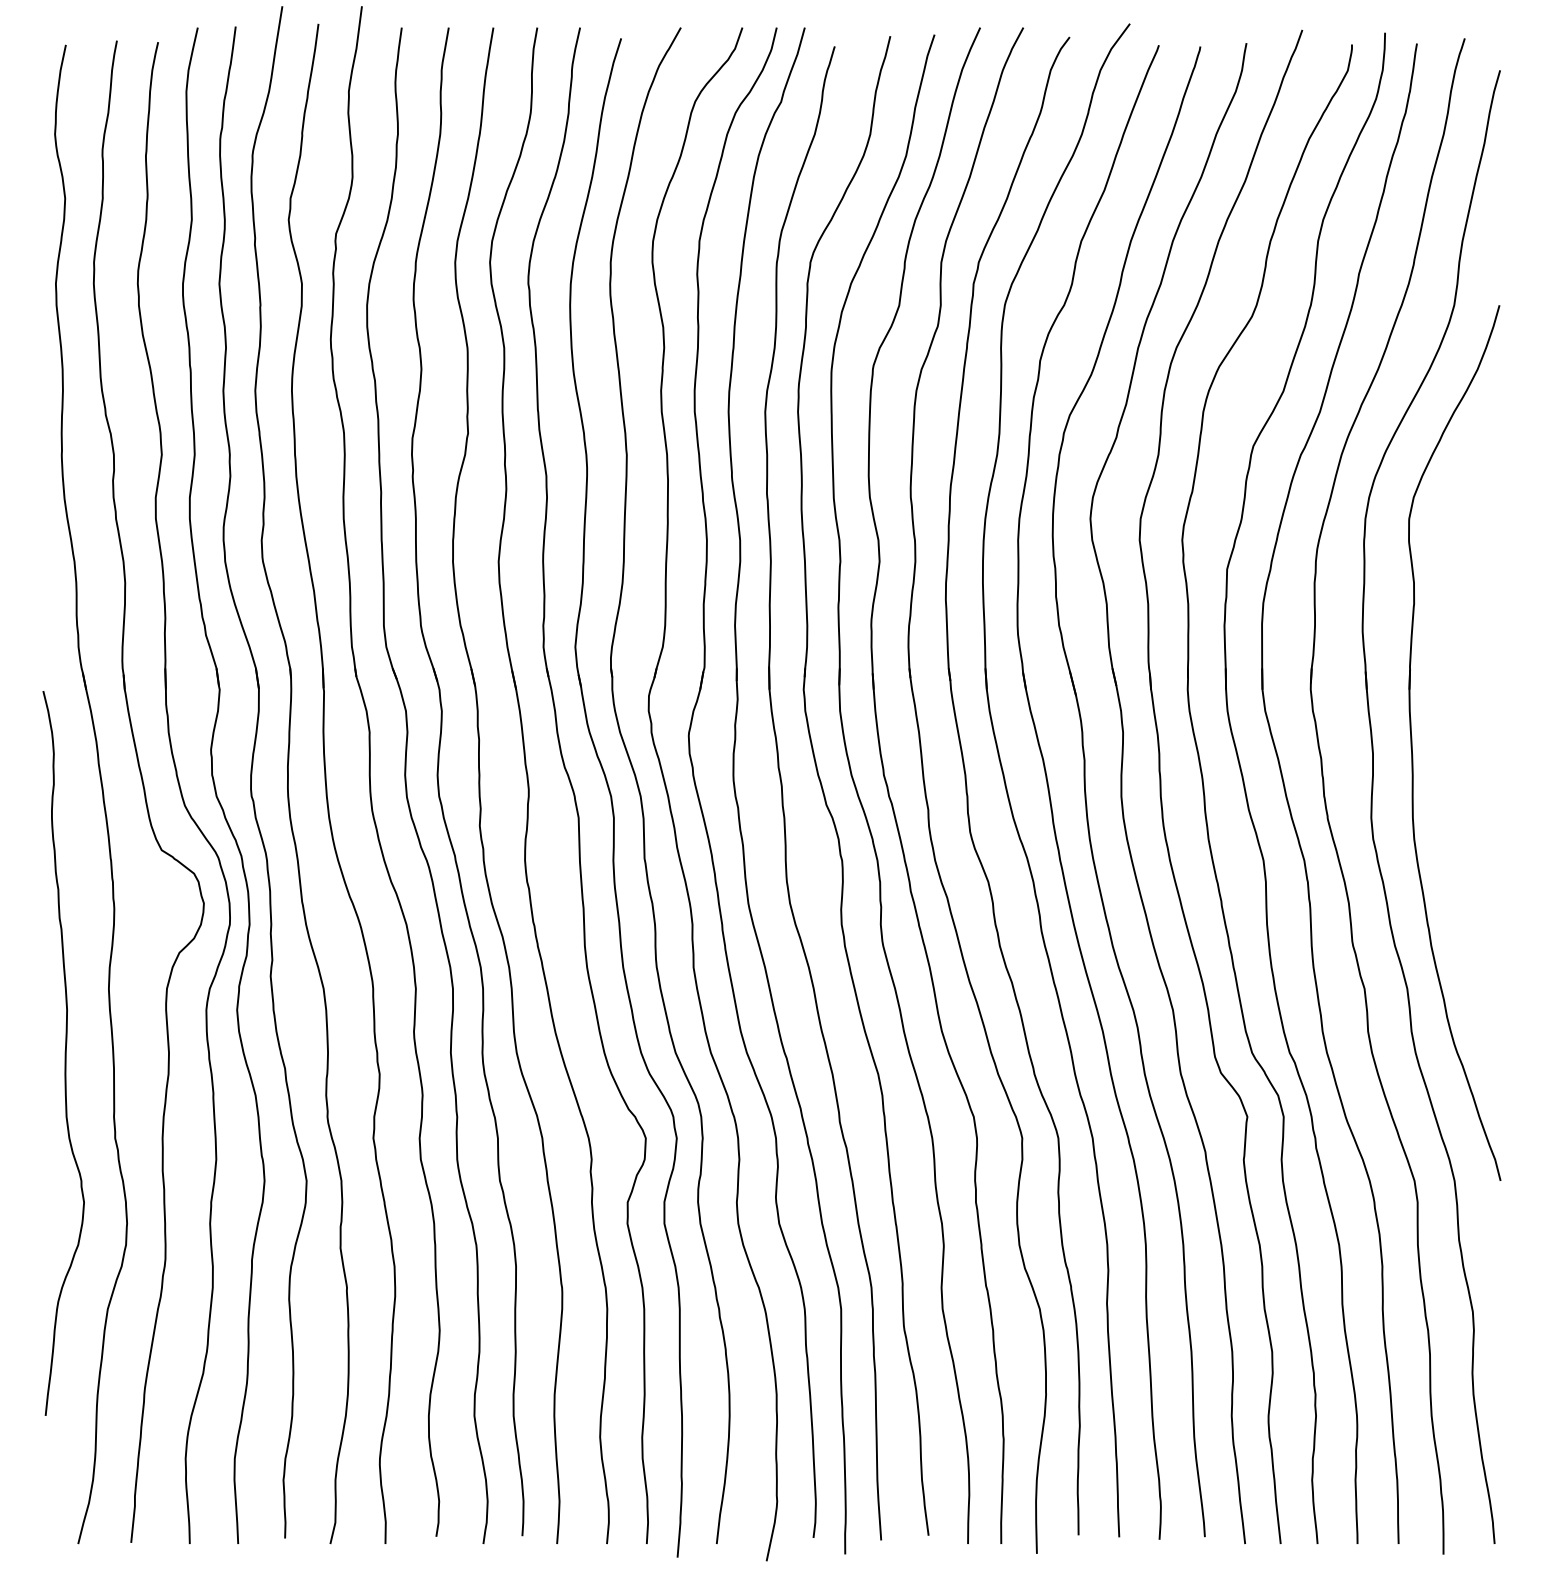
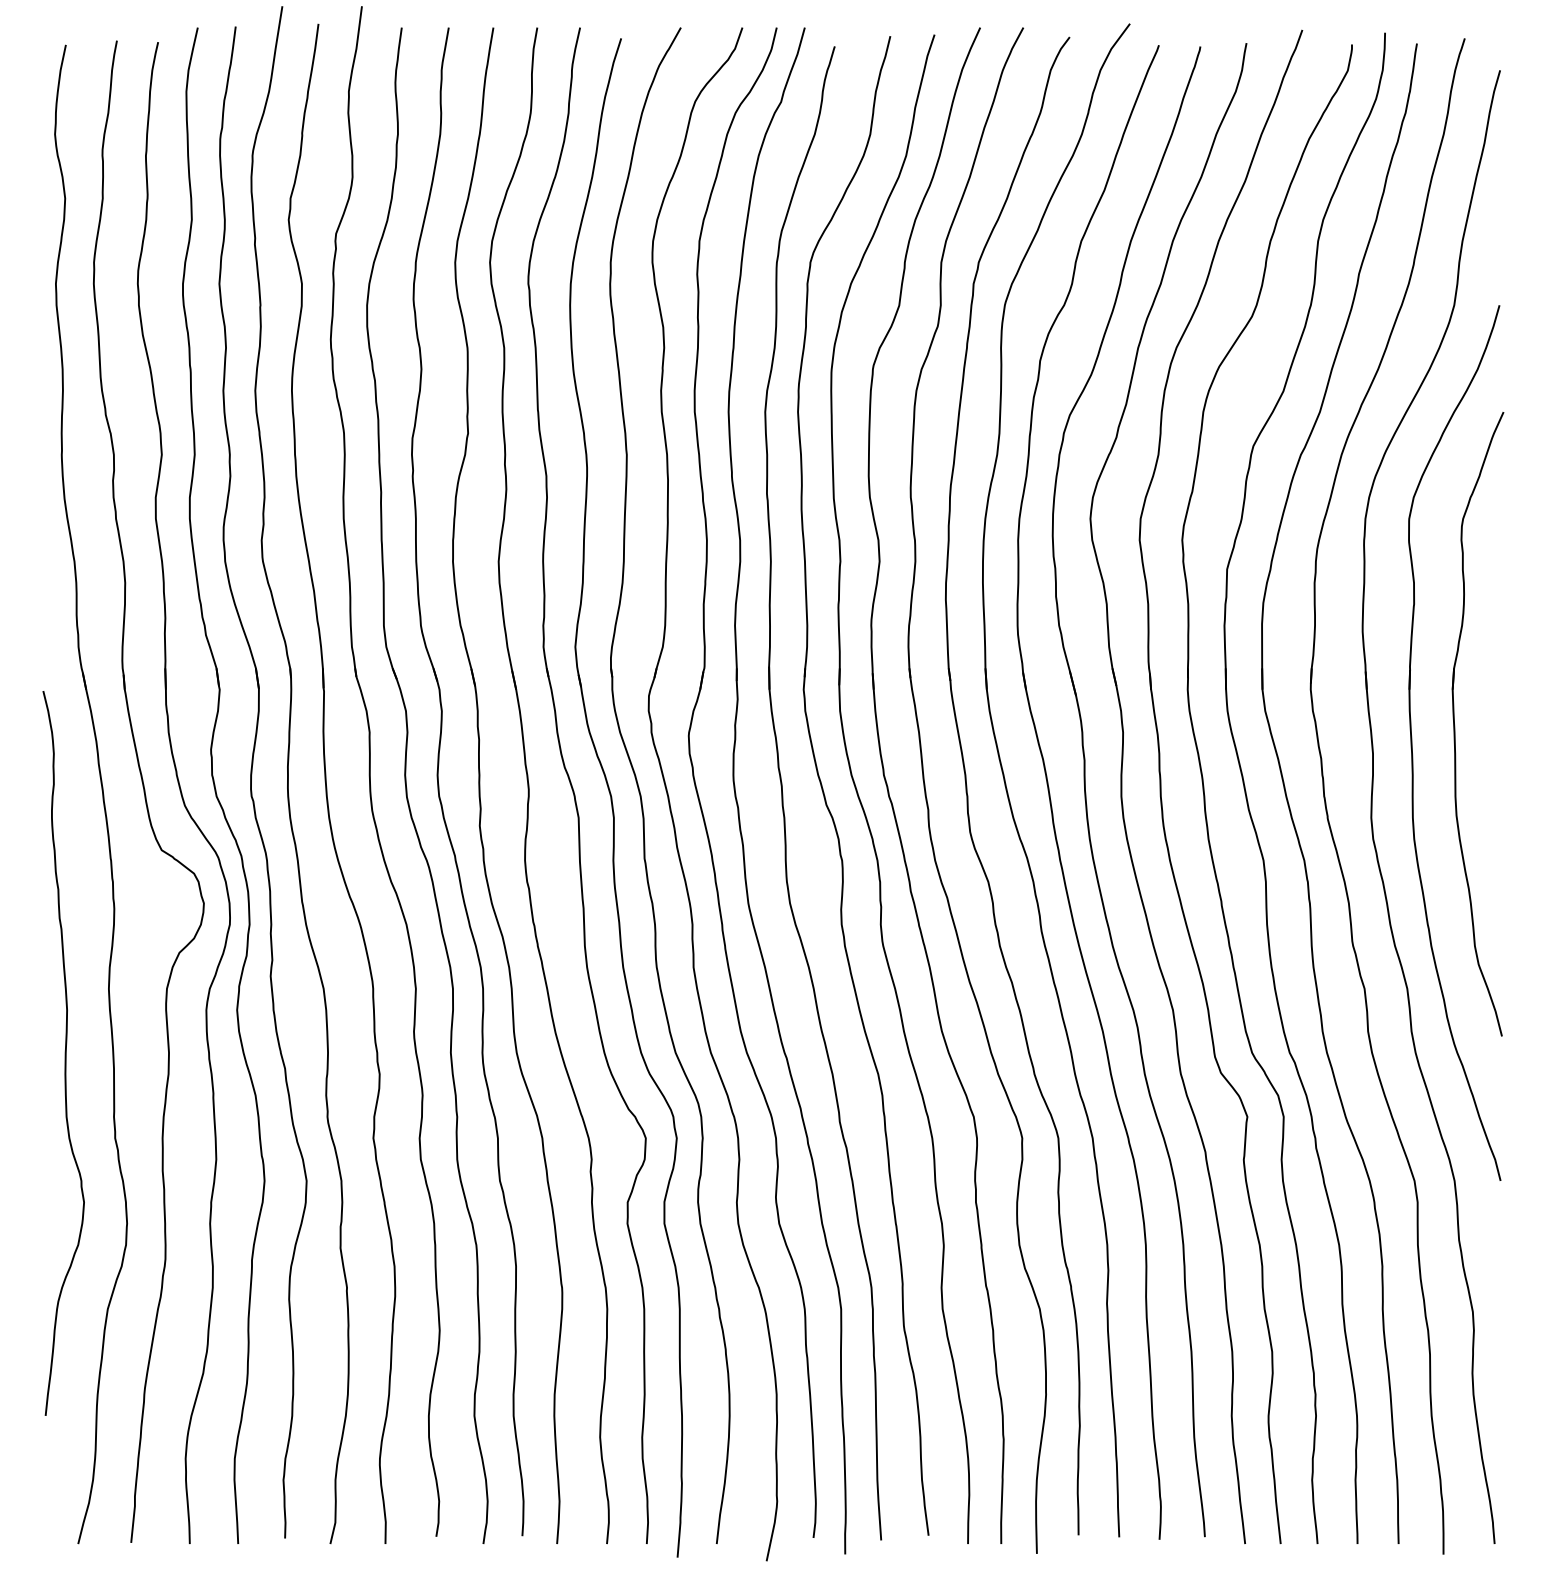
part: none -> present (1455, 725)
